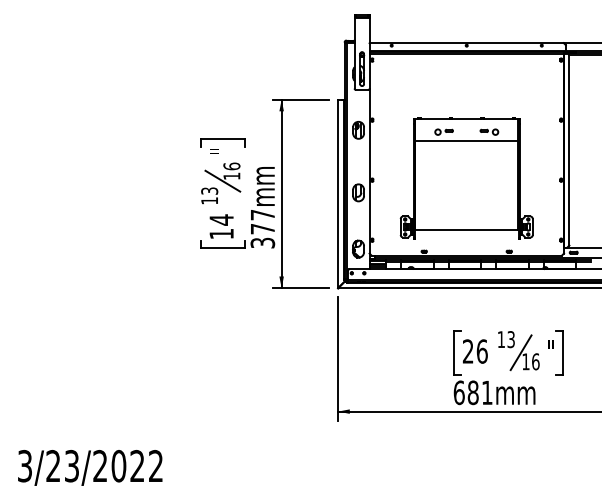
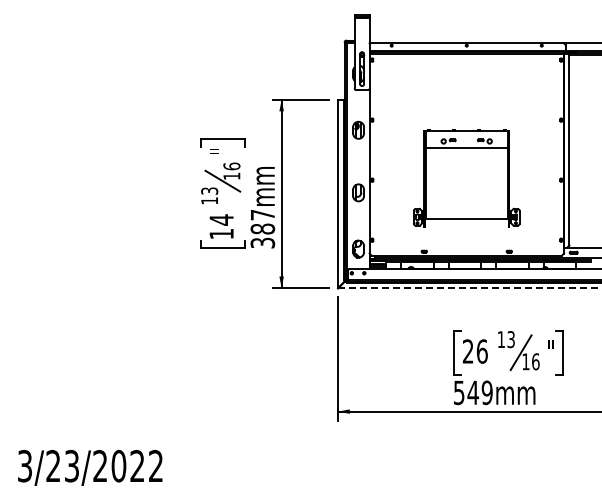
part size: 135x123 px -> 108x99 px (466, 178)
text: 377mm -> 387mm (262, 228)
line: solid -> dashed (469, 288)
text: 681mm -> 549mm (472, 392)
